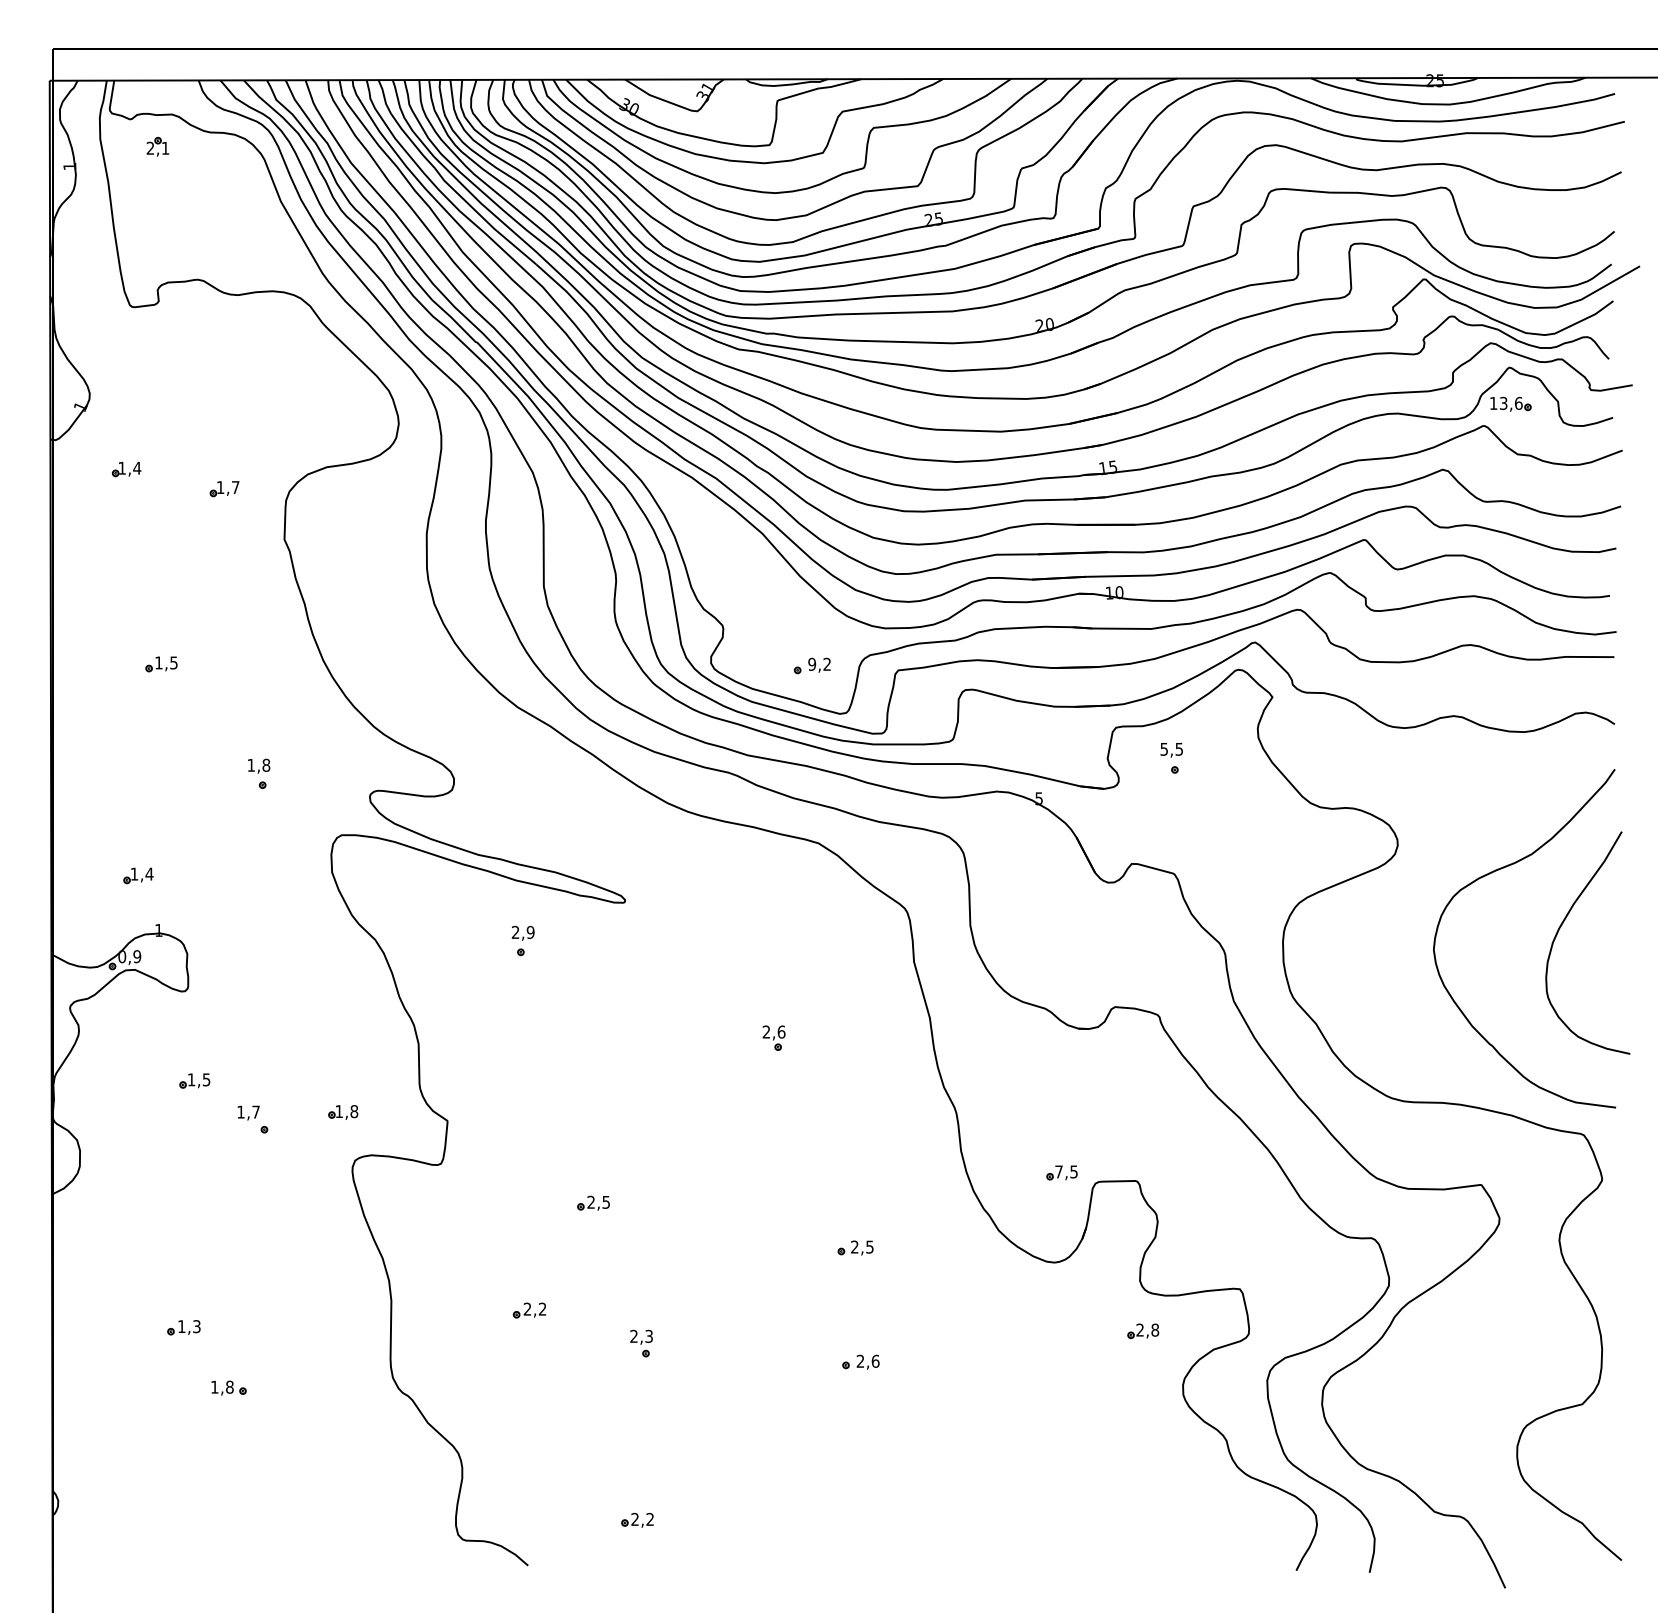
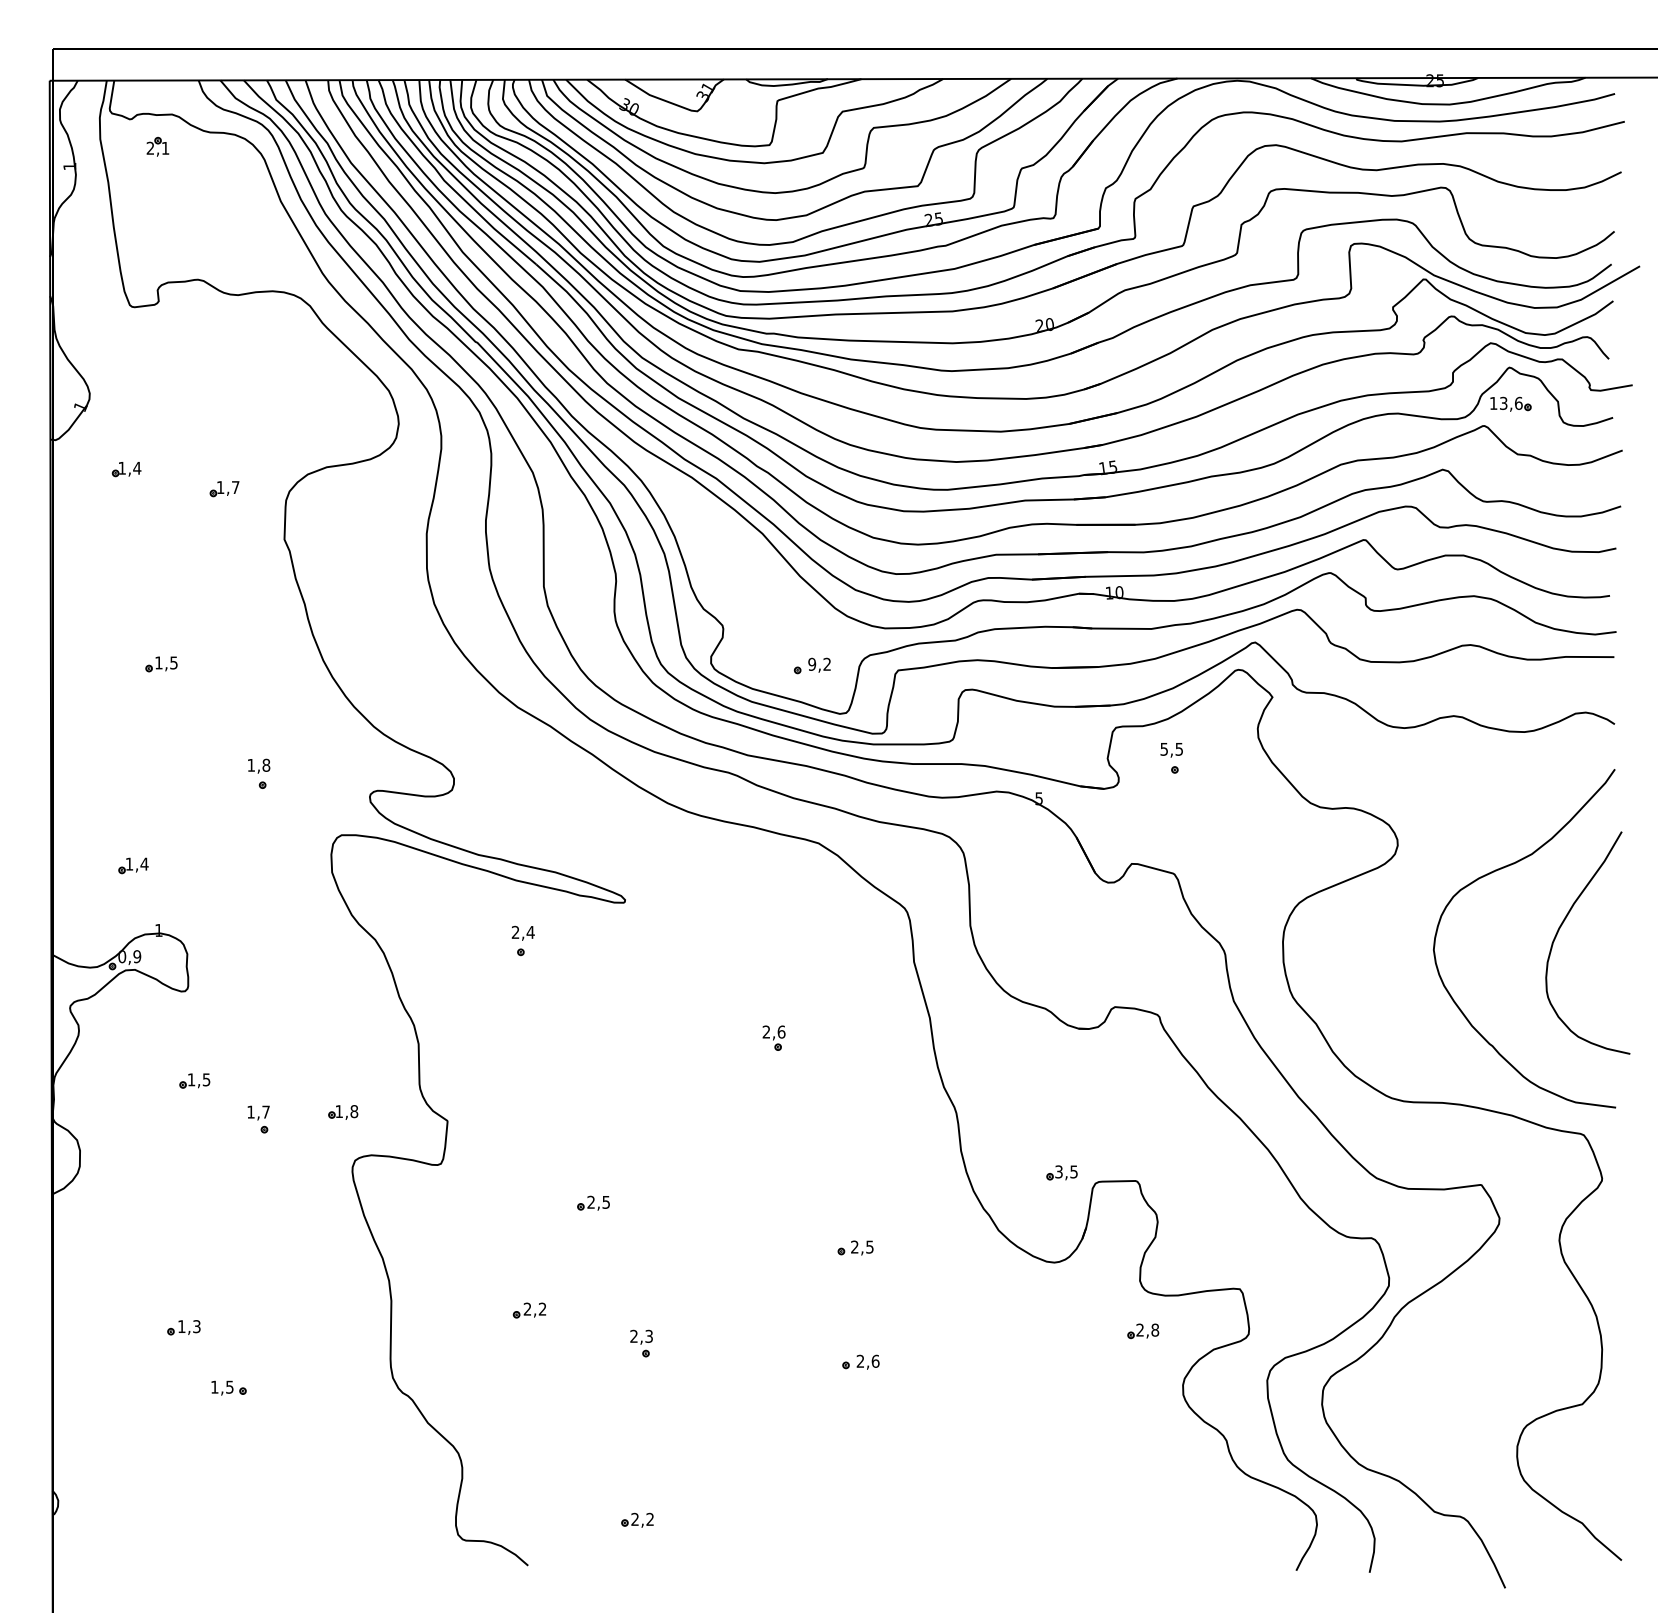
part position: (138, 875) -> (133, 865) (133, 865)
text: 2,9 -> 2,4 (530, 931)
text position: (248, 1112) -> (258, 1112) (258, 1112)
text: 7,5 -> 3,5 (1058, 1171)
text: 1,8 -> 1,5 (229, 1386)
